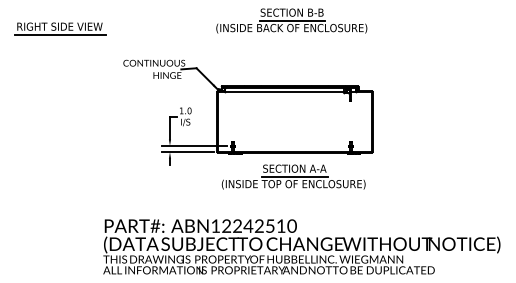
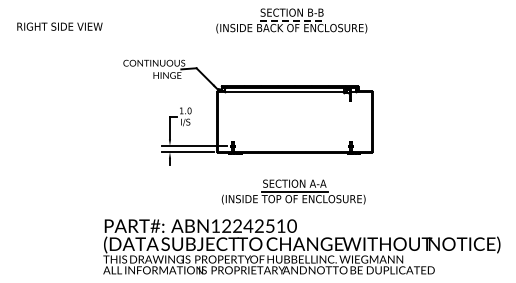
line: solid -> dashed (292, 20)
line: present -> none (60, 34)
part position: (293, 176) -> (293, 191) (293, 191)
